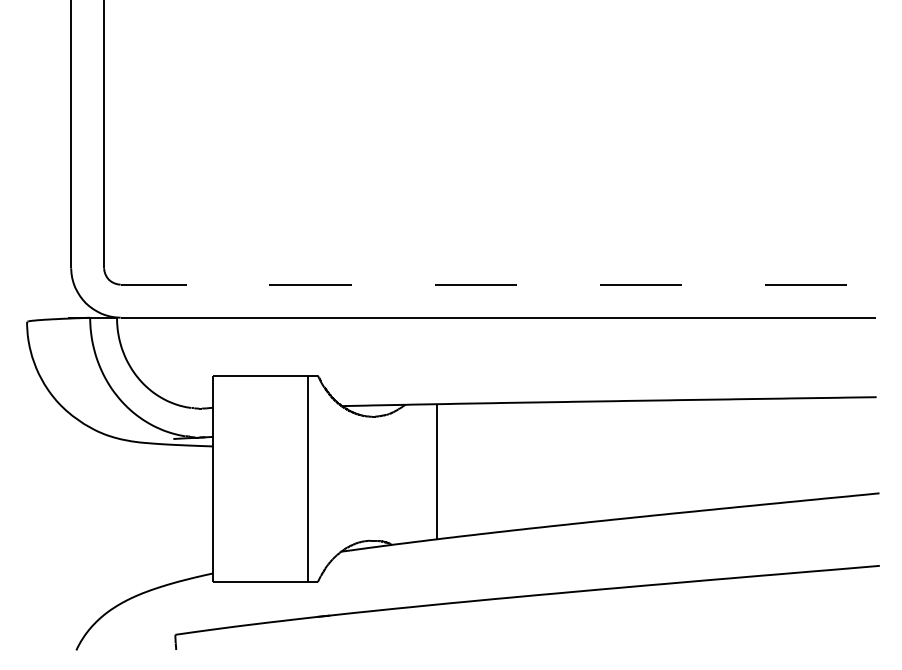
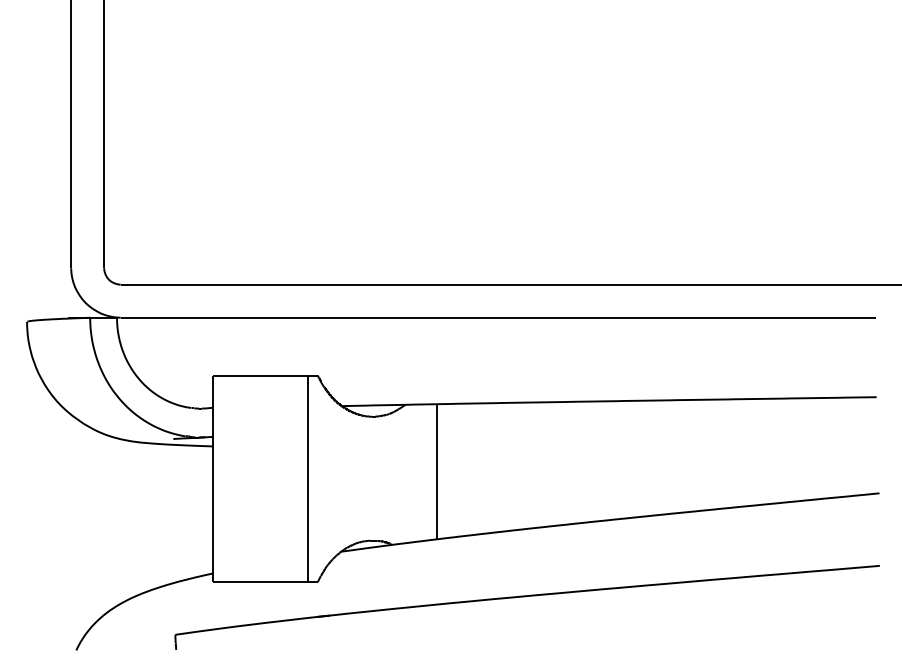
line: dashed -> solid (510, 284)
